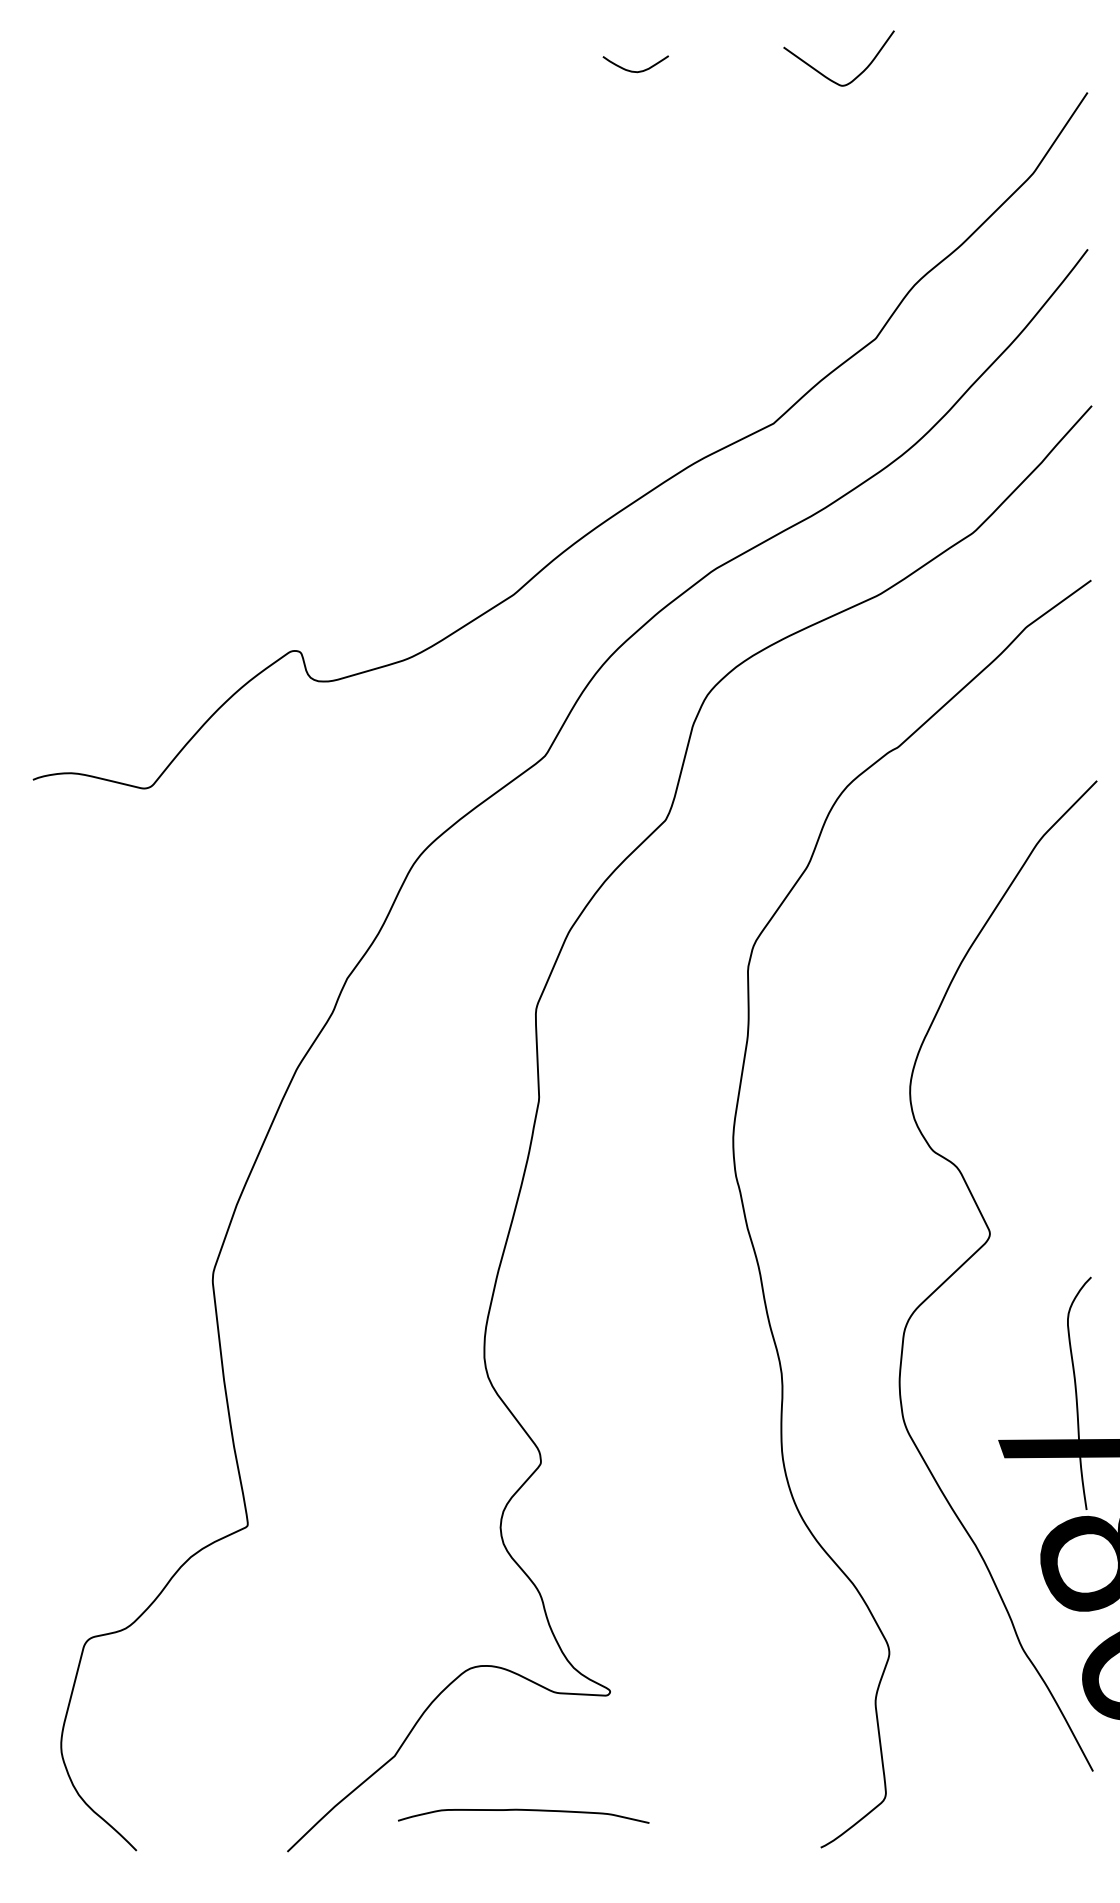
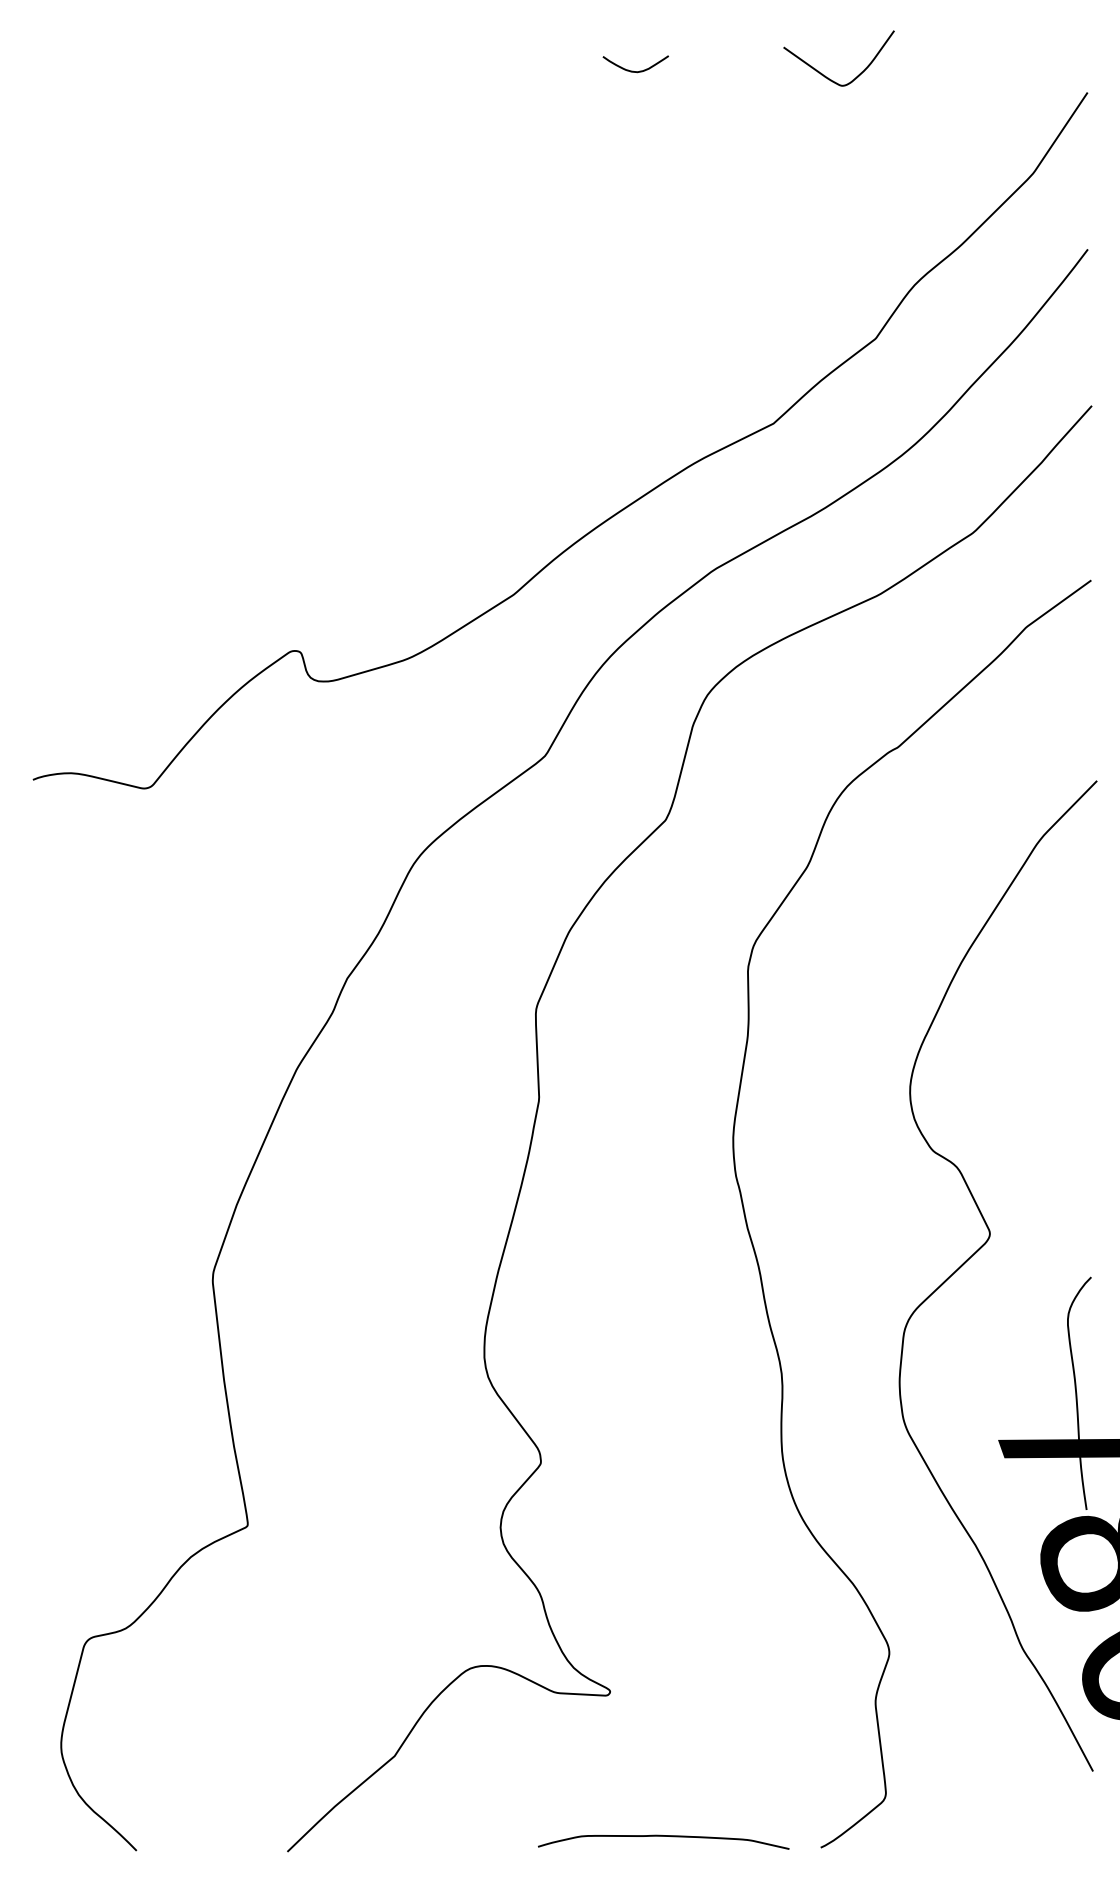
curve position: (523, 1810) -> (663, 1836) (663, 1836)
